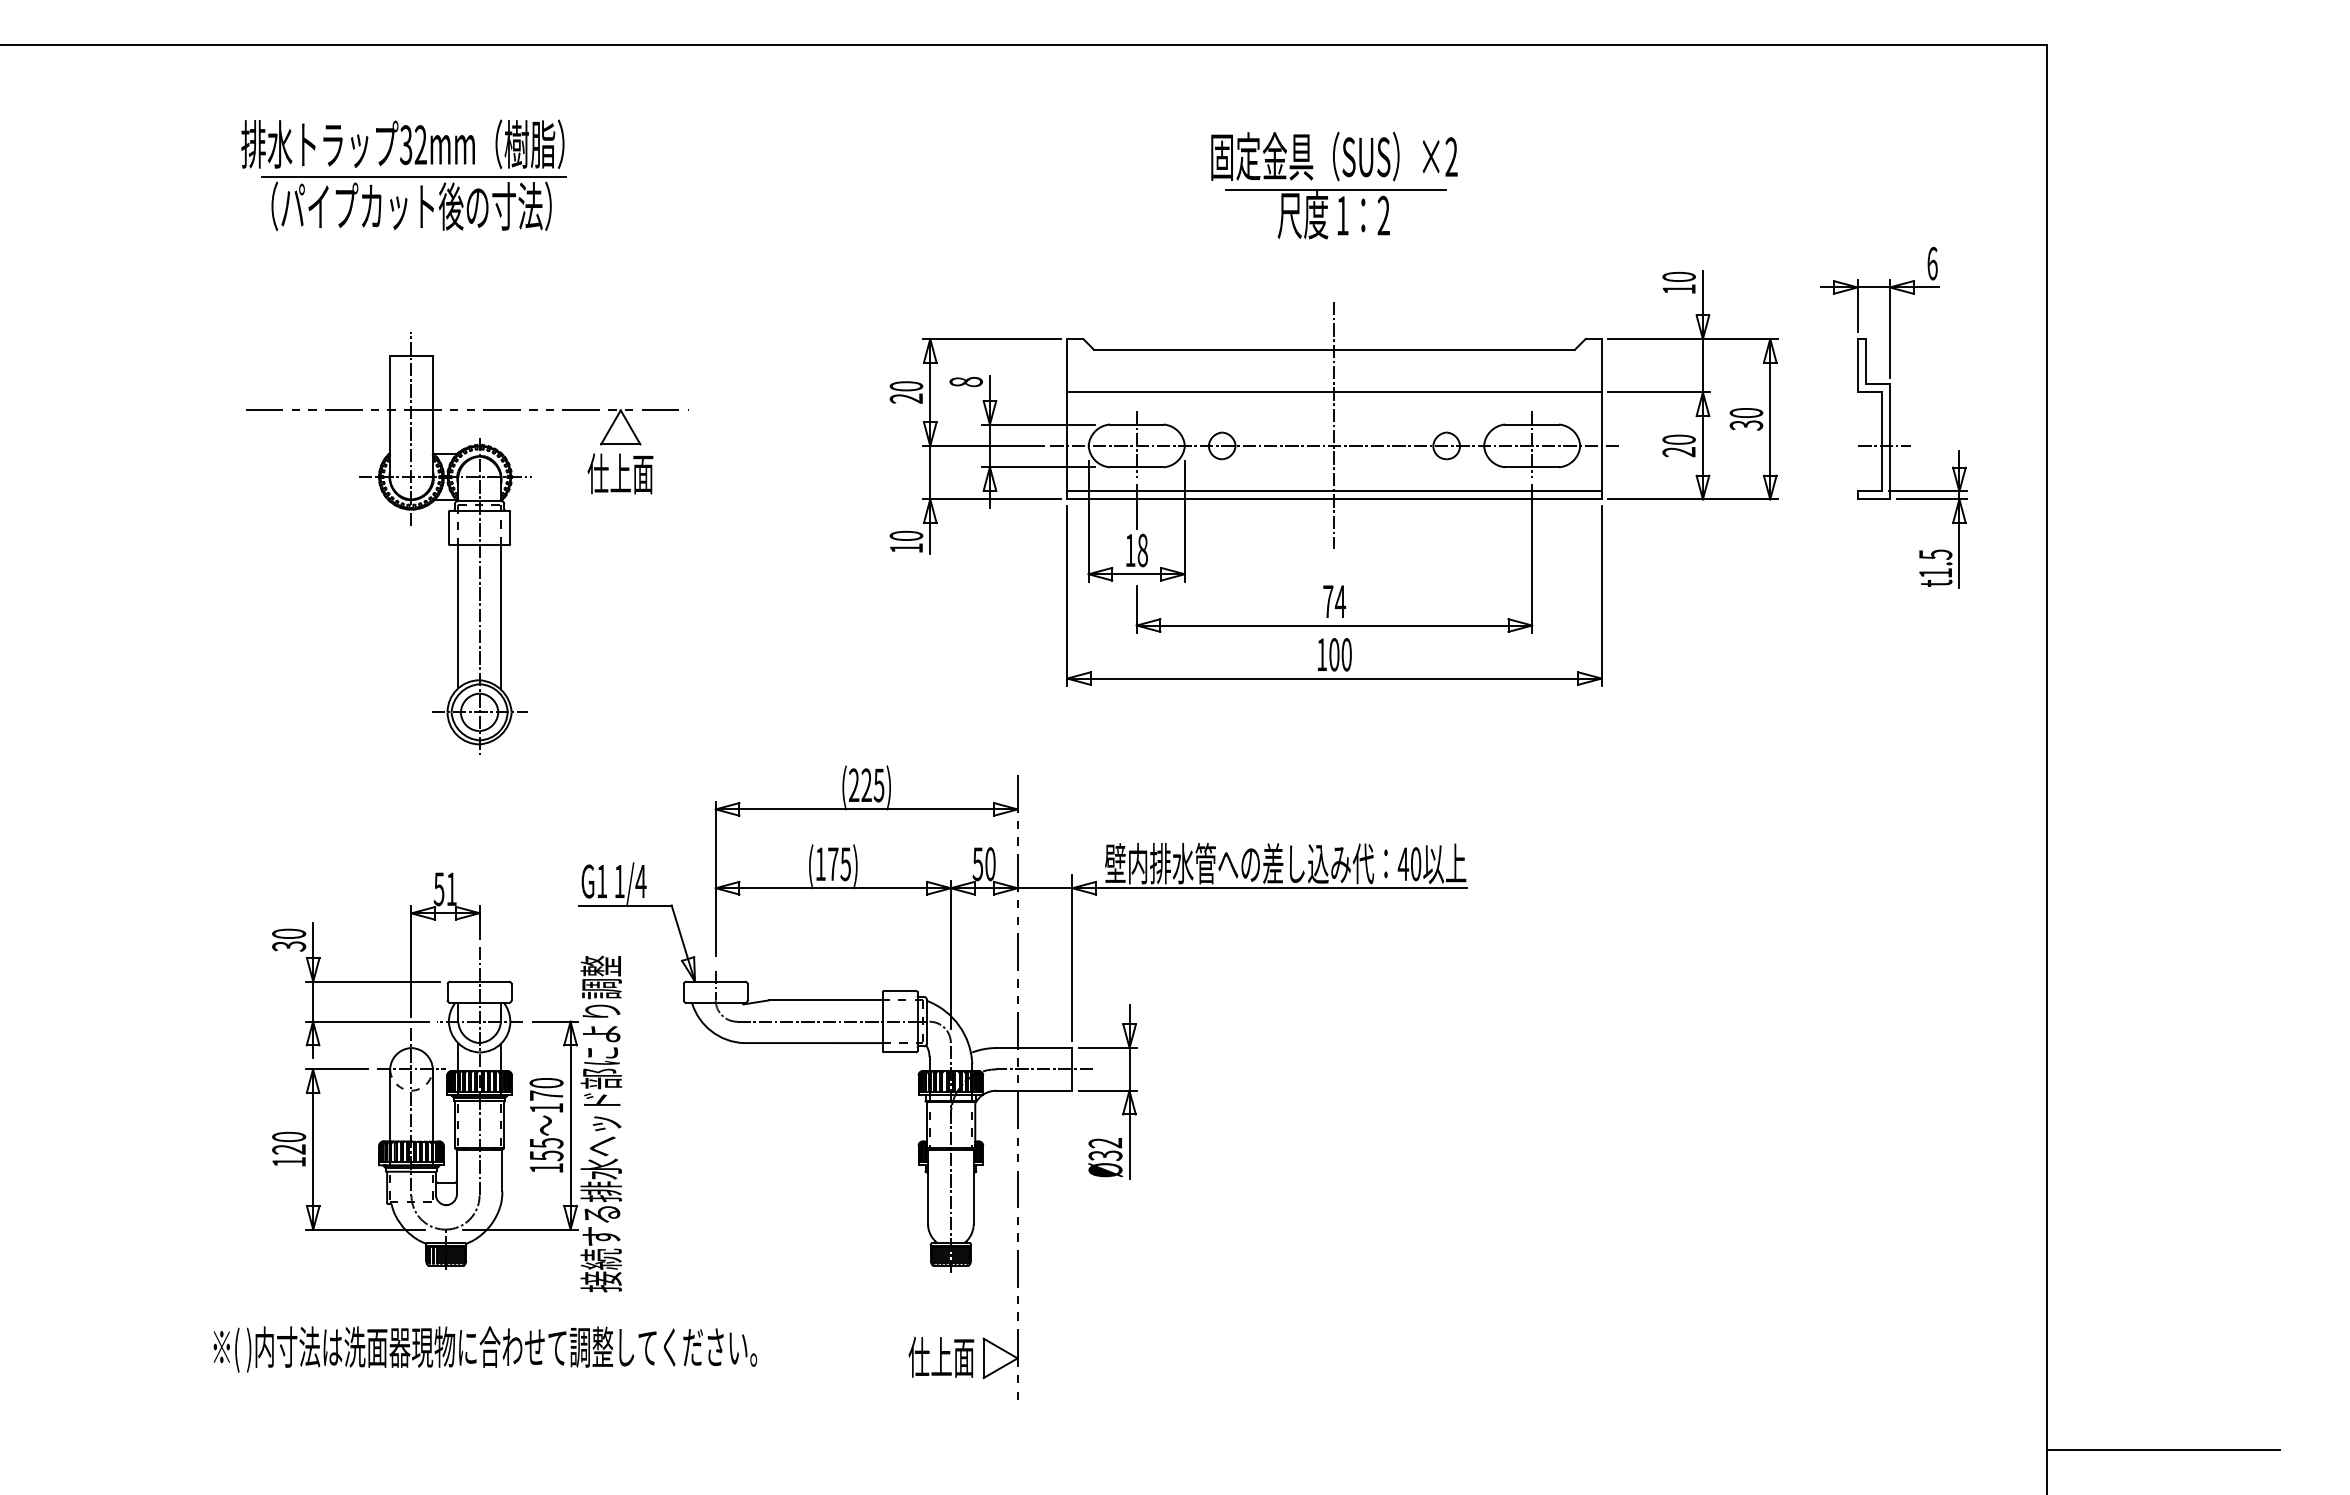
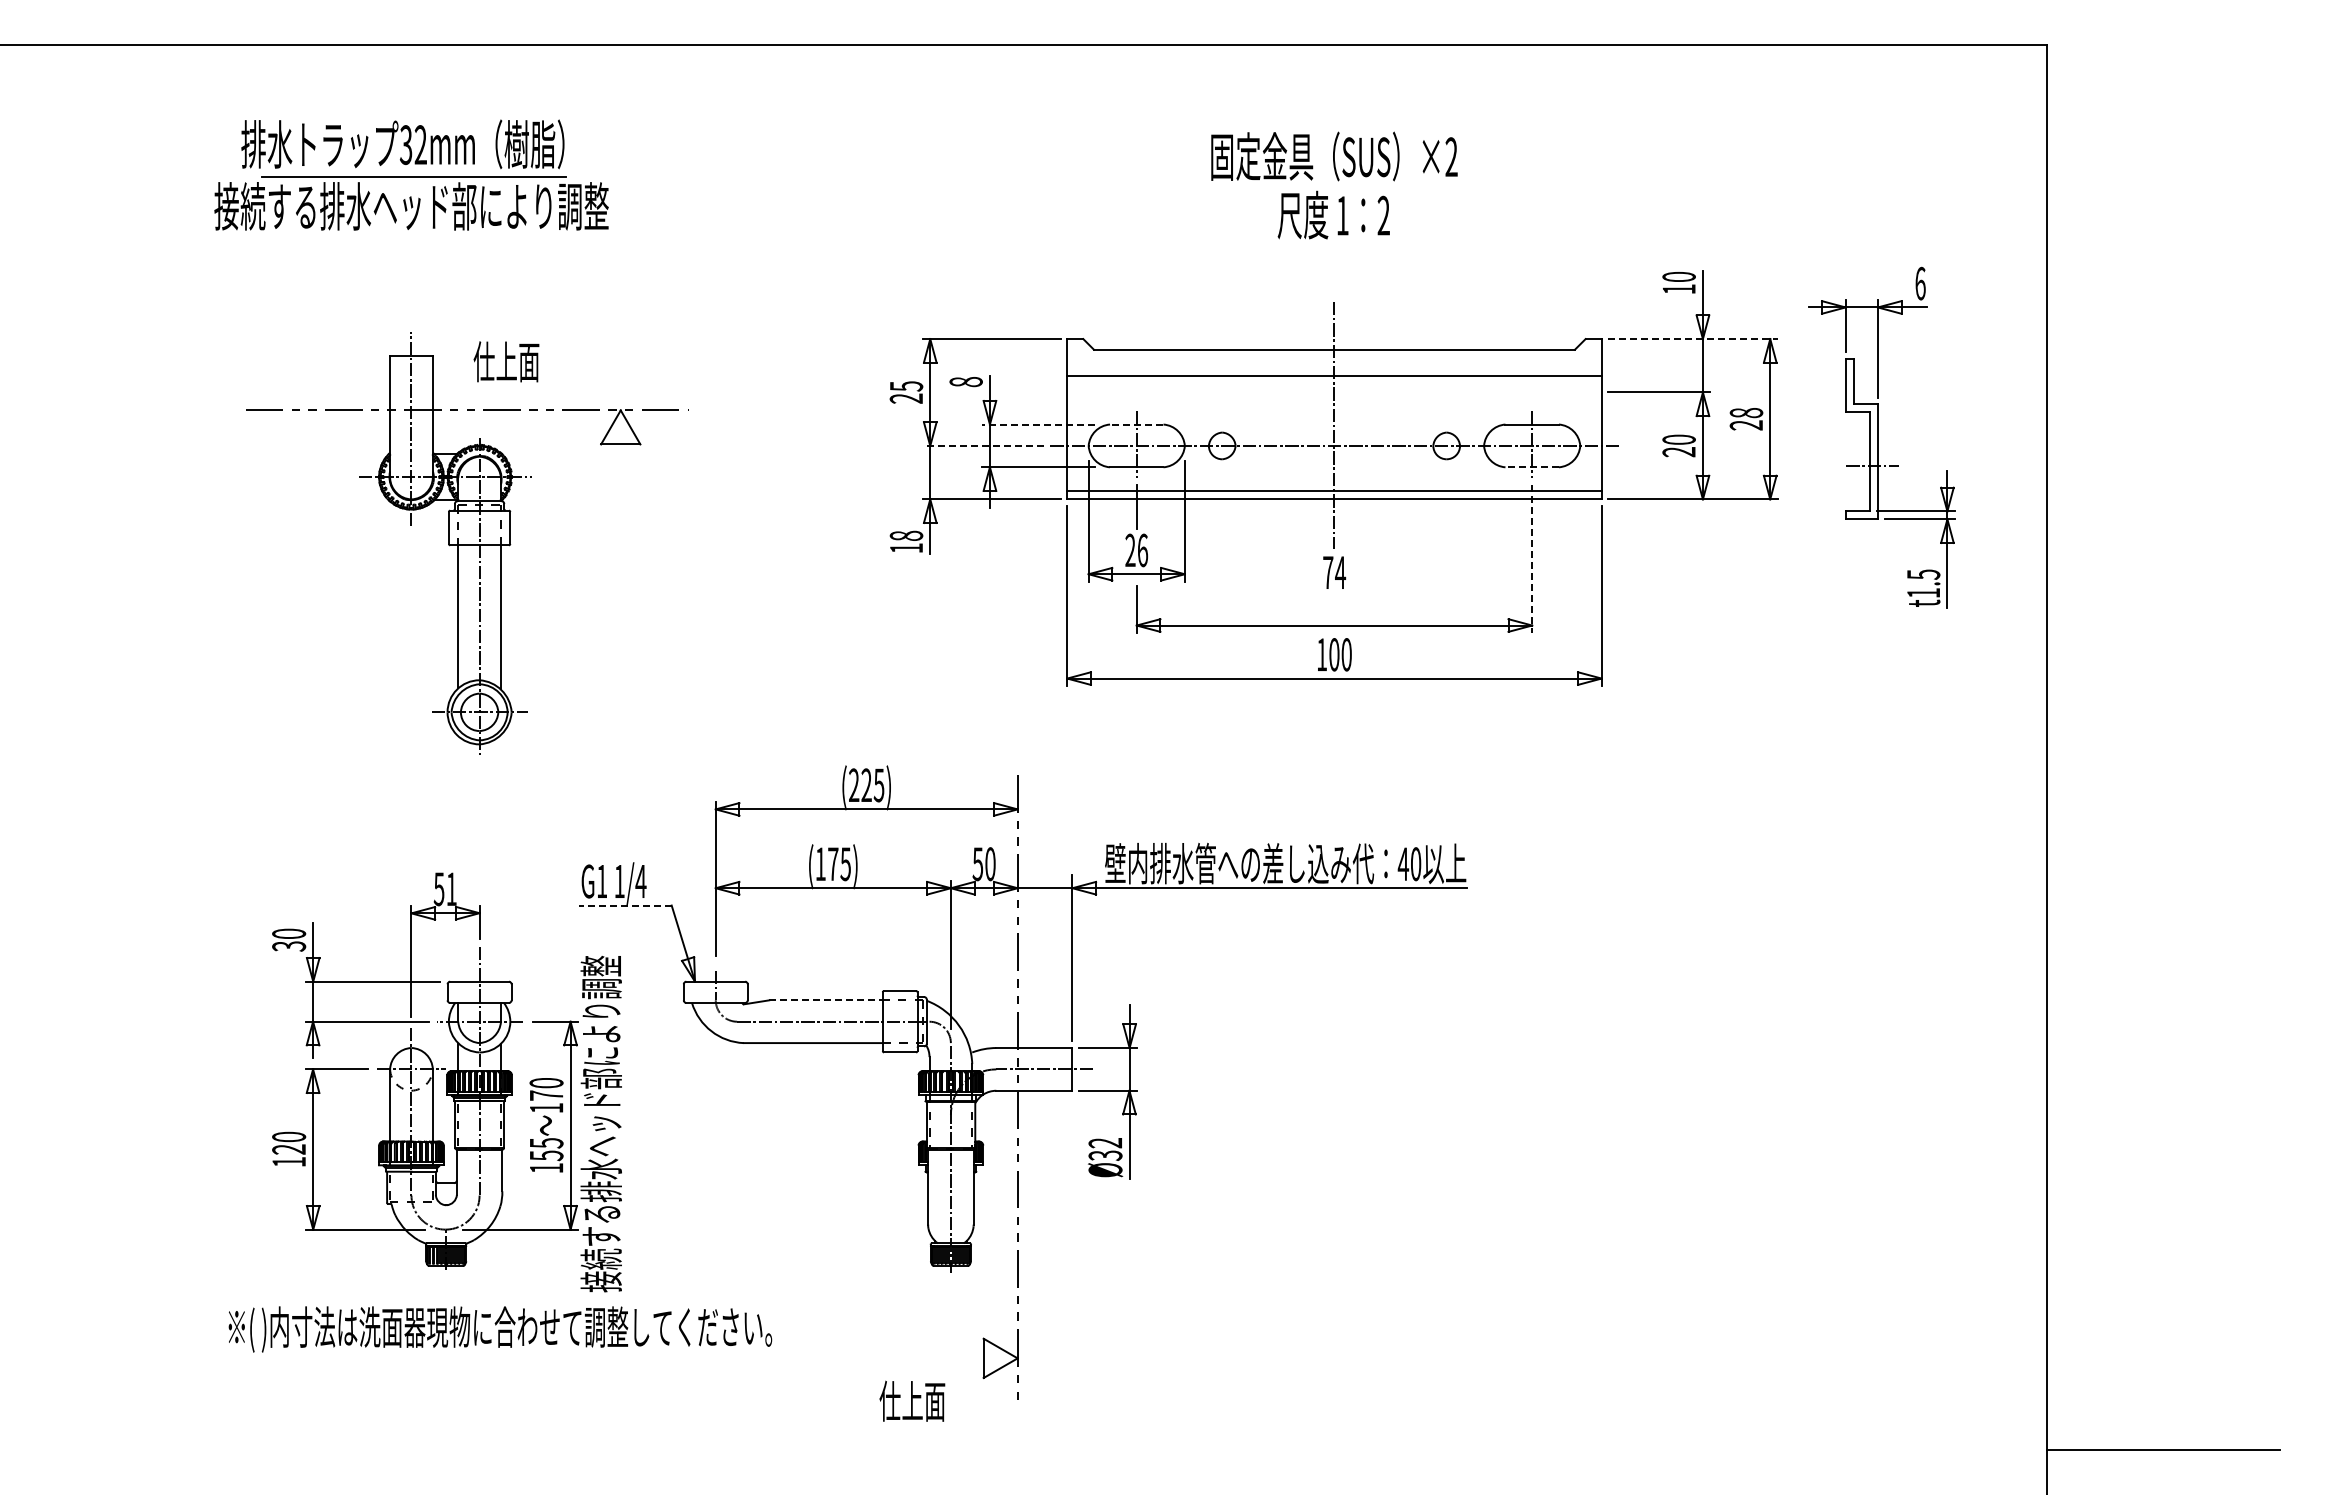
line: present -> none (1335, 189)
text: （パイプカット後の寸法） -> 接続する排水ヘッド部により調整 (411, 206)
line: solid -> dashed (1693, 339)
text: 20 -> 25 (906, 386)
line position: (1334, 392) -> (1334, 376) (1334, 376)
part position: (1893, 417) -> (1881, 437) (1881, 437)
text: 30 -> 28 (1746, 419)
line: solid -> dashed (1038, 424)
line: solid -> dashed (1136, 424)
line: solid -> dashed (982, 445)
line: solid -> dashed (1532, 467)
text position: (620, 473) -> (506, 361) (506, 361)
text: 10 -> 18 (906, 535)
text: 18 -> 26 (1136, 550)
line: solid -> dashed (1532, 559)
text position: (1334, 601) -> (1334, 572) (1334, 572)
line: solid -> dashed (625, 905)
line: solid -> dashed (825, 1000)
text position: (485, 1349) -> (500, 1329) (500, 1329)
text position: (941, 1356) -> (912, 1400) (912, 1400)
